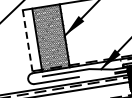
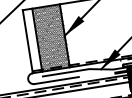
line: dashed -> solid (27, 41)
